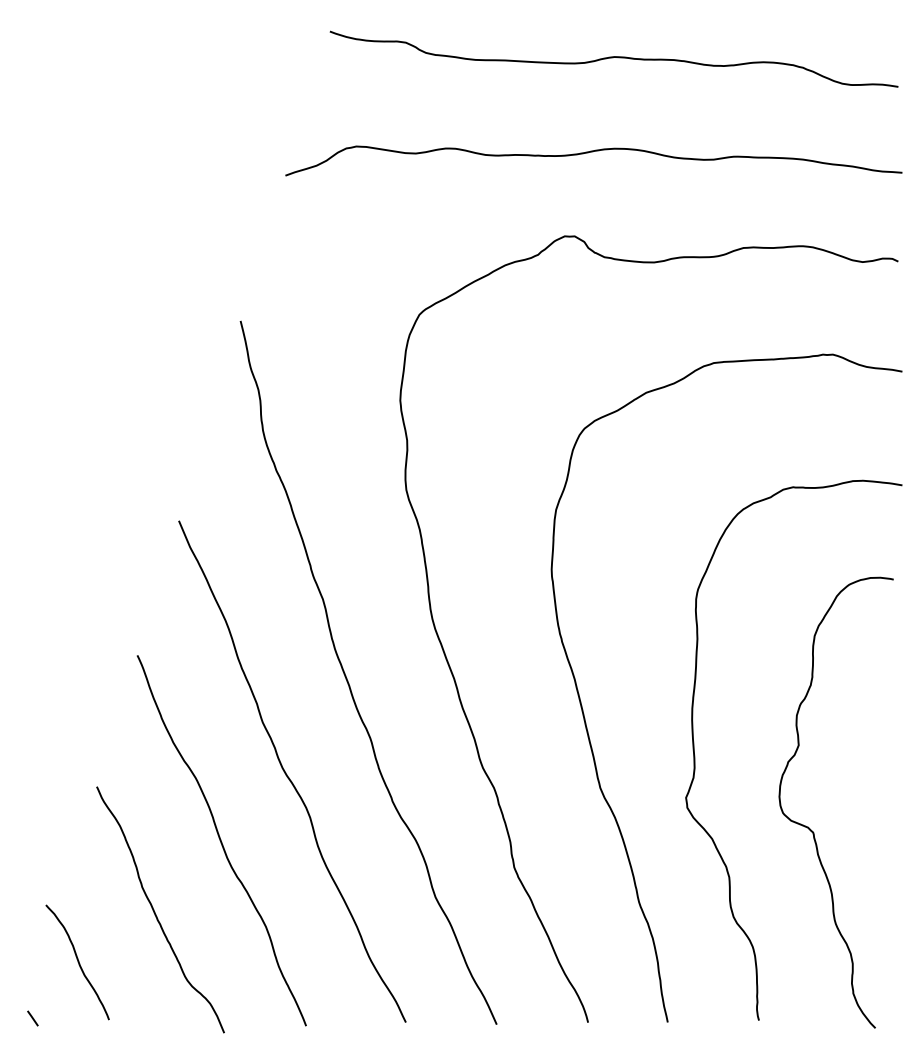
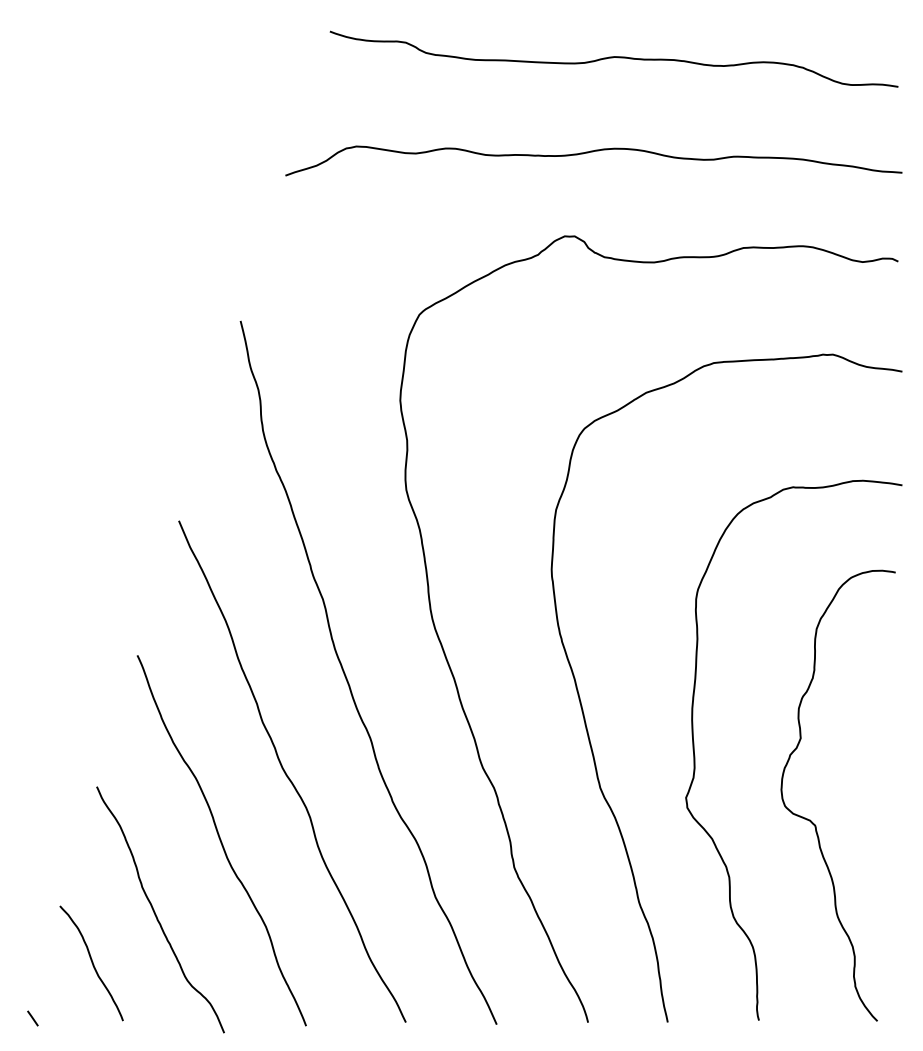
curve position: (809, 827) -> (811, 820) (811, 820)
curve position: (77, 962) -> (91, 963) (91, 963)
